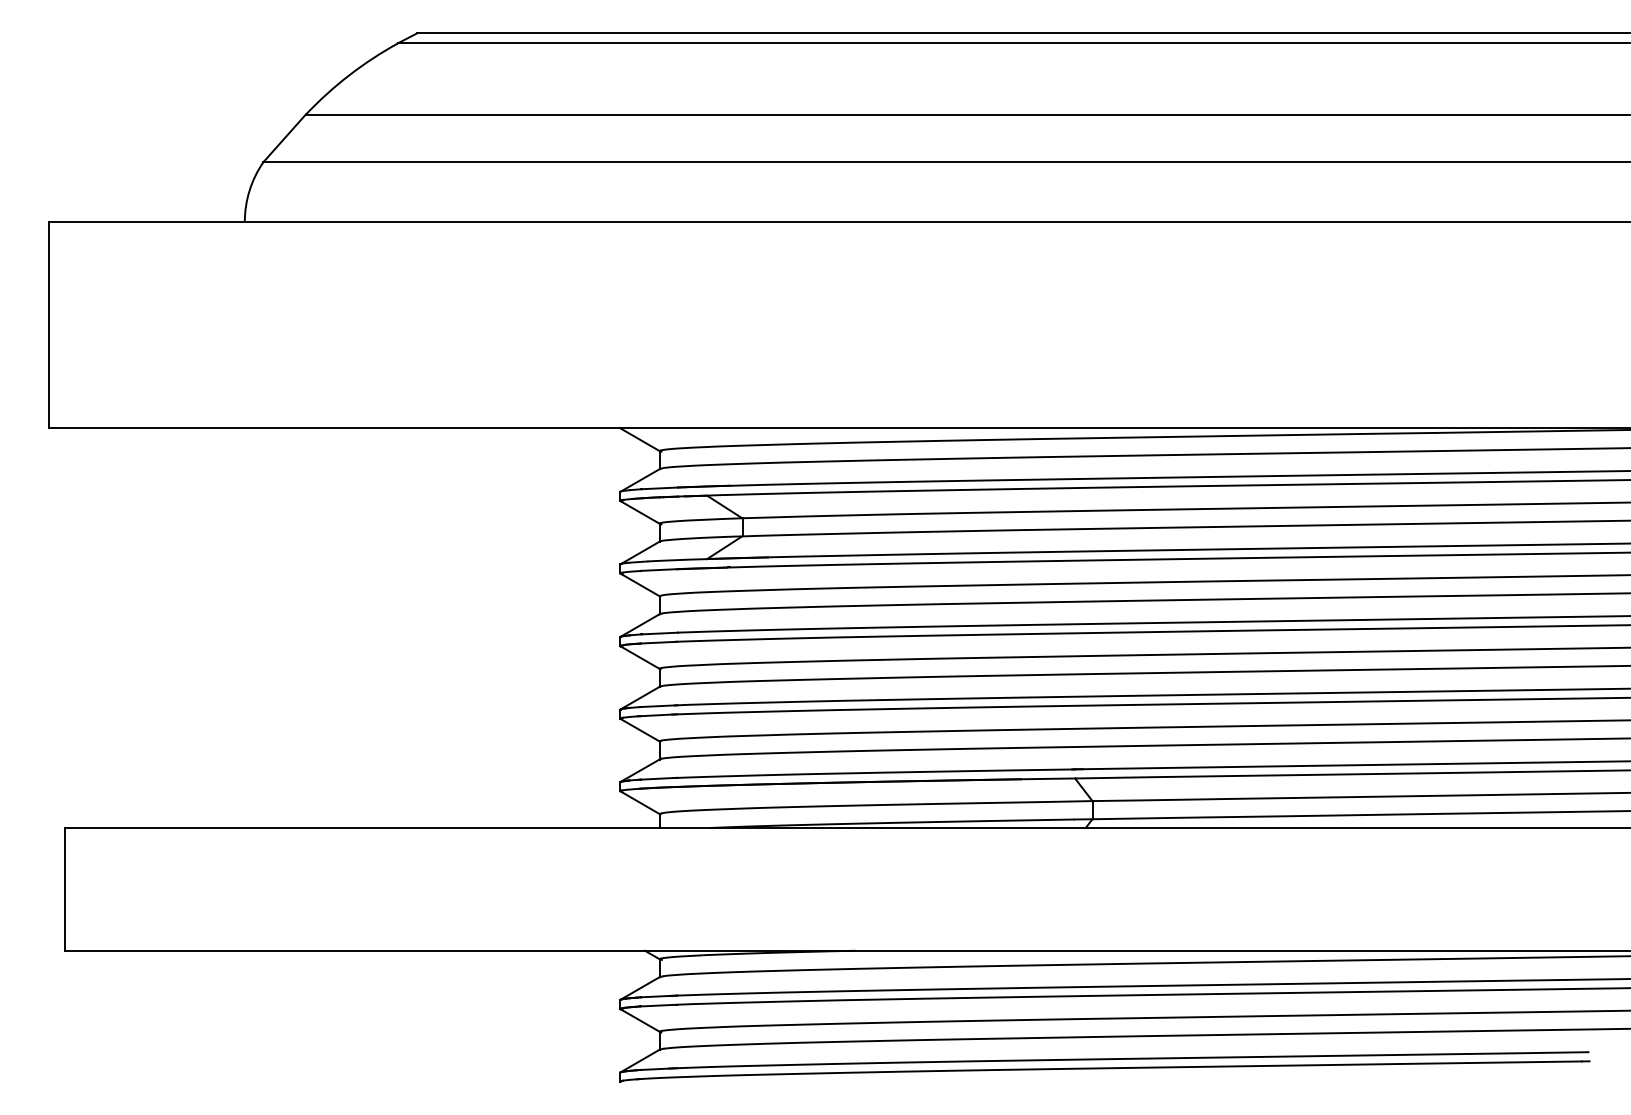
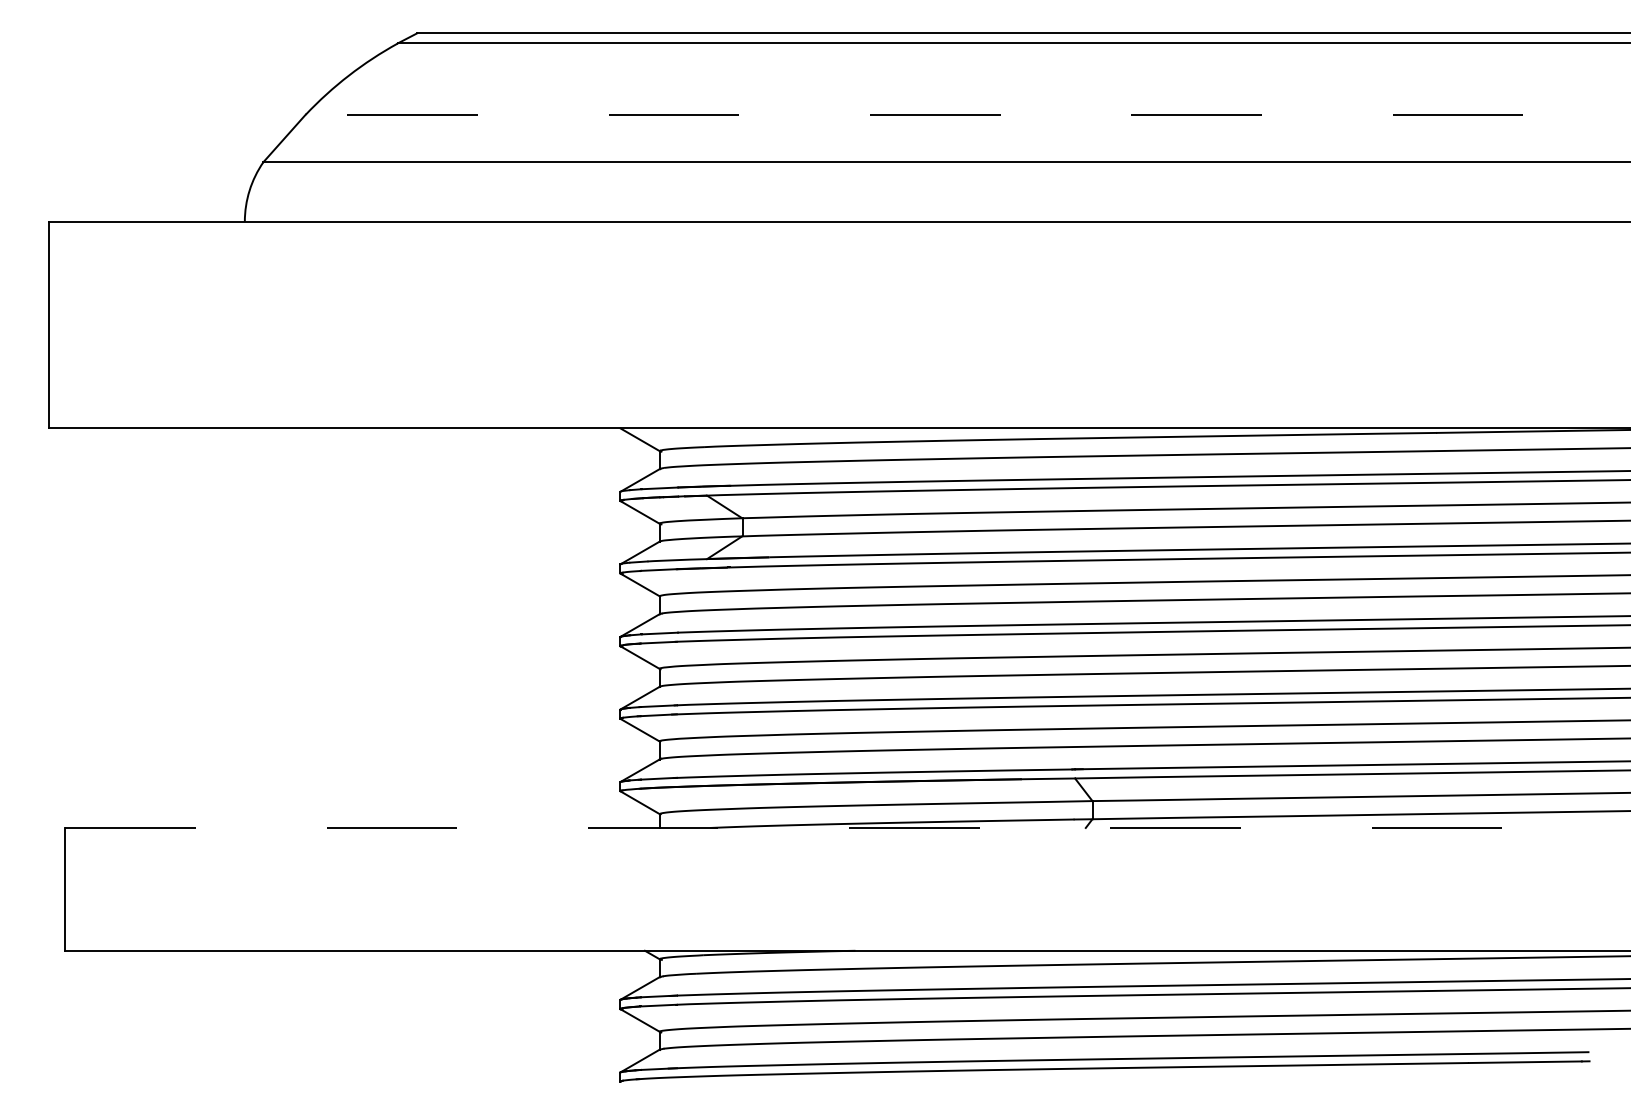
line: solid -> dashed (967, 114)
line: solid -> dashed (848, 827)
